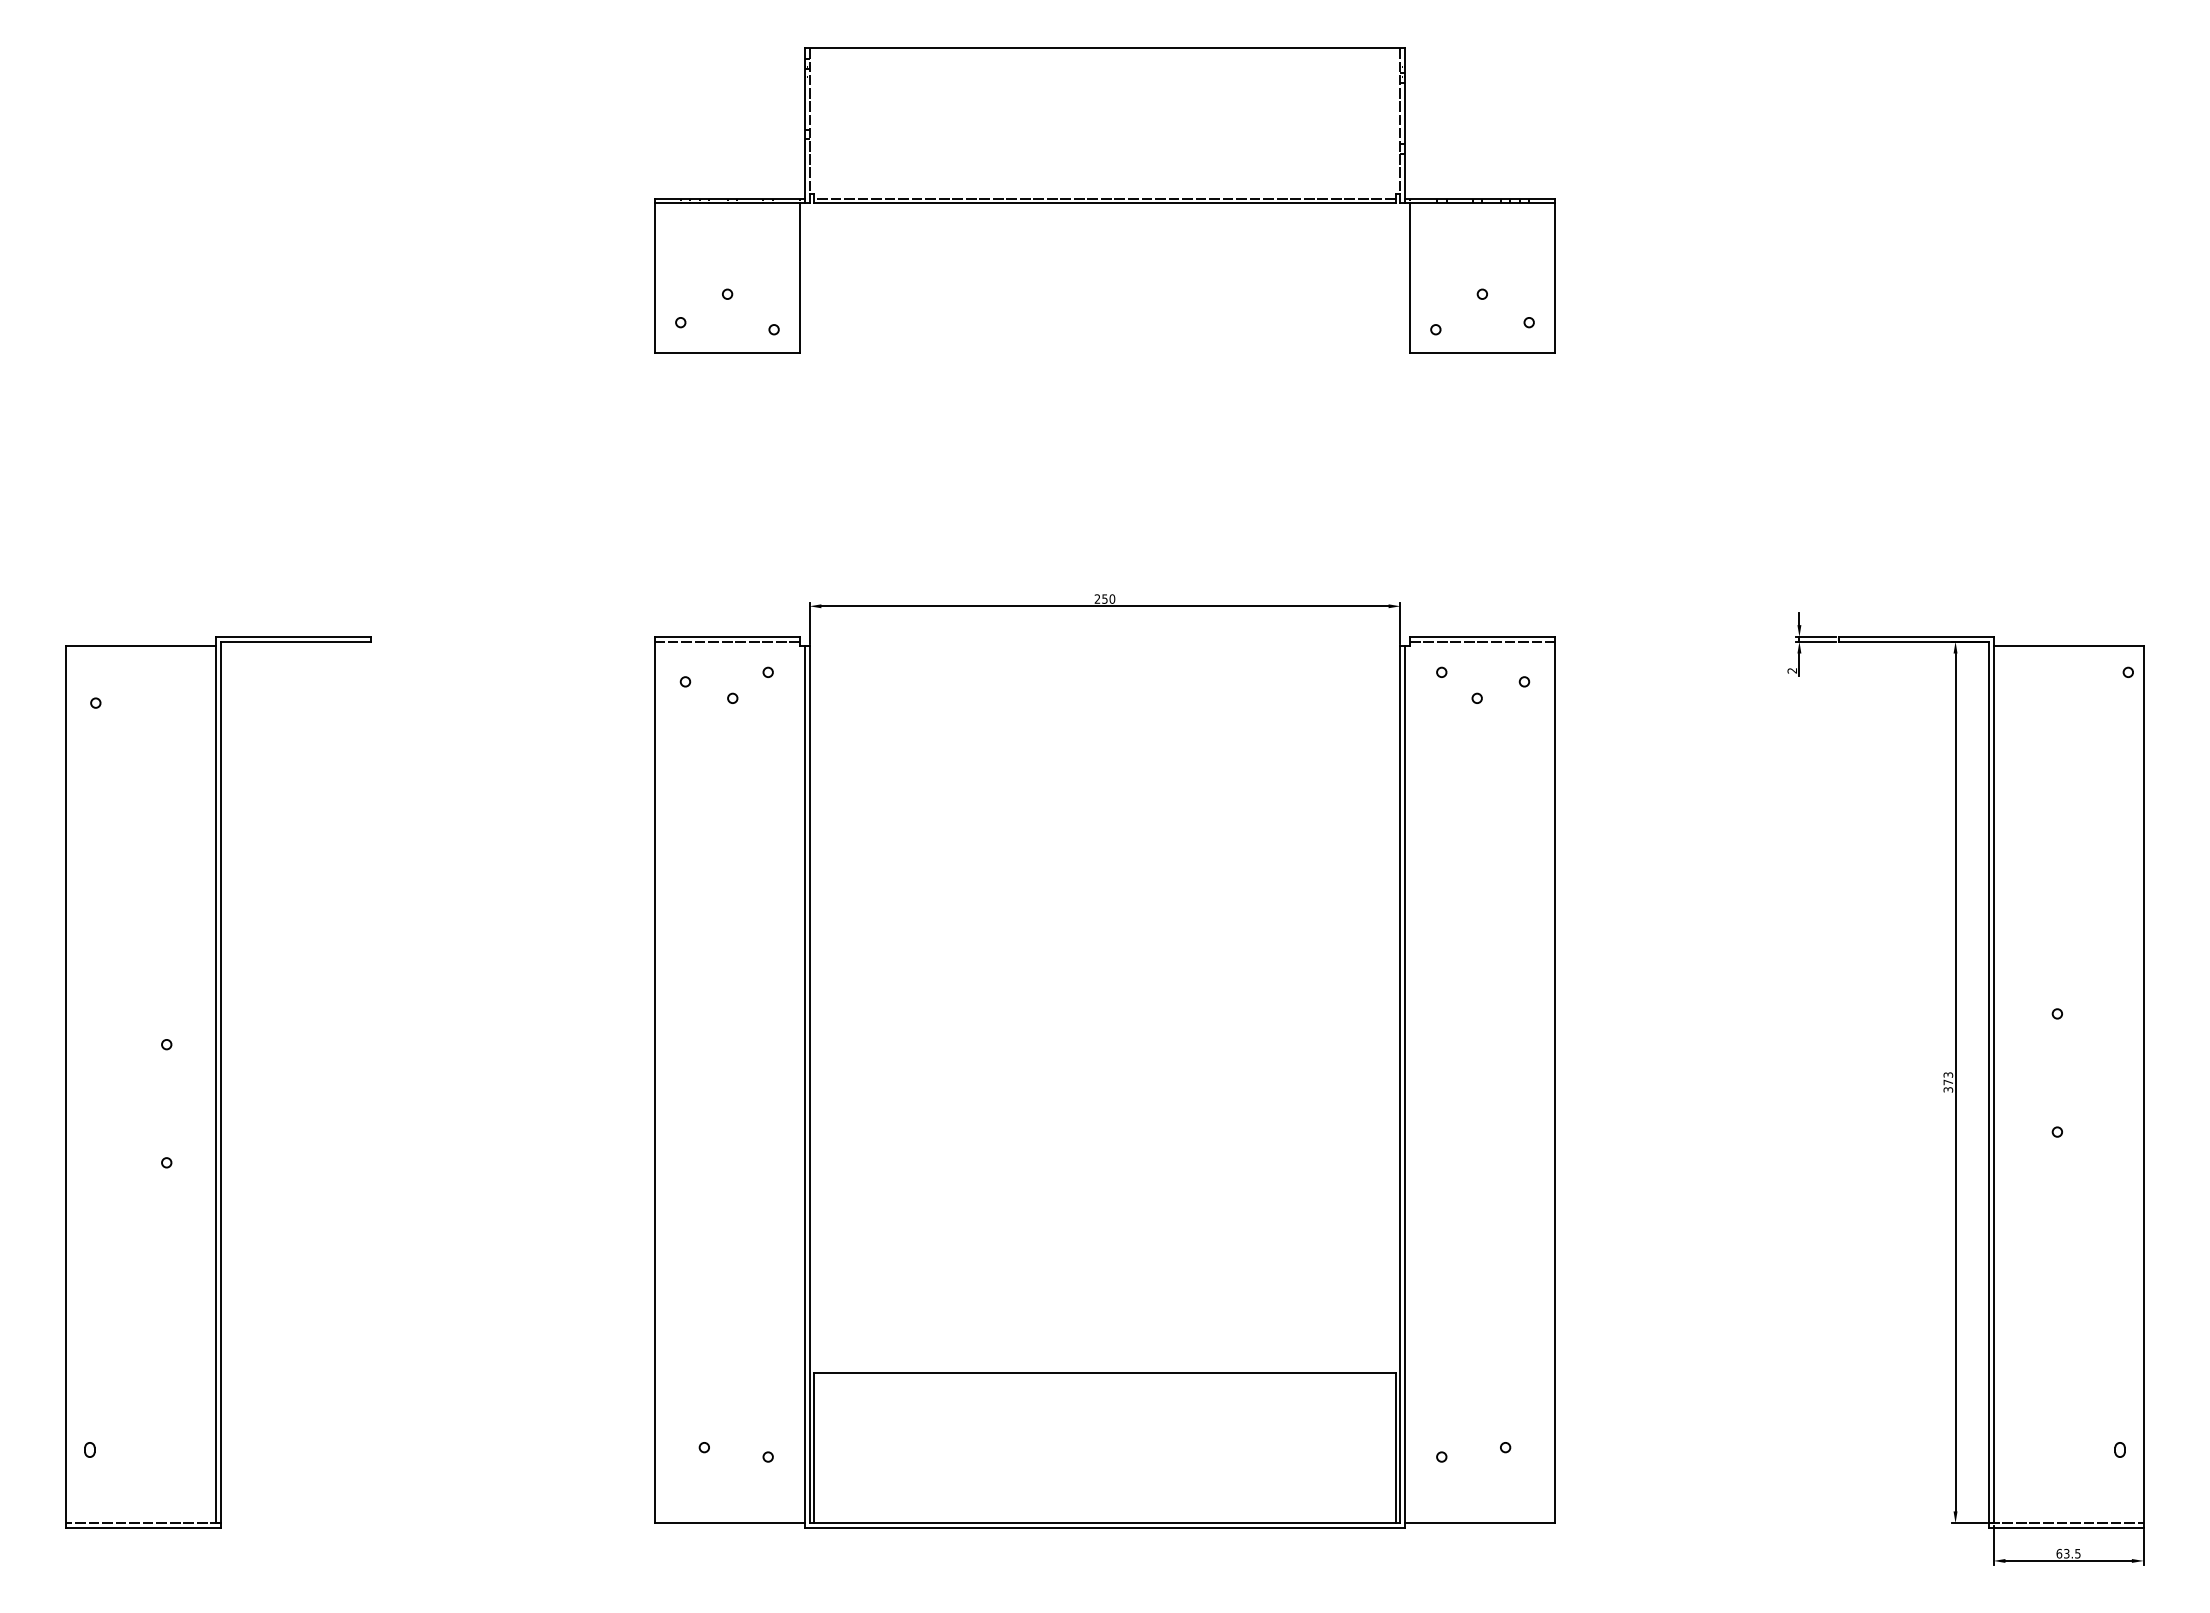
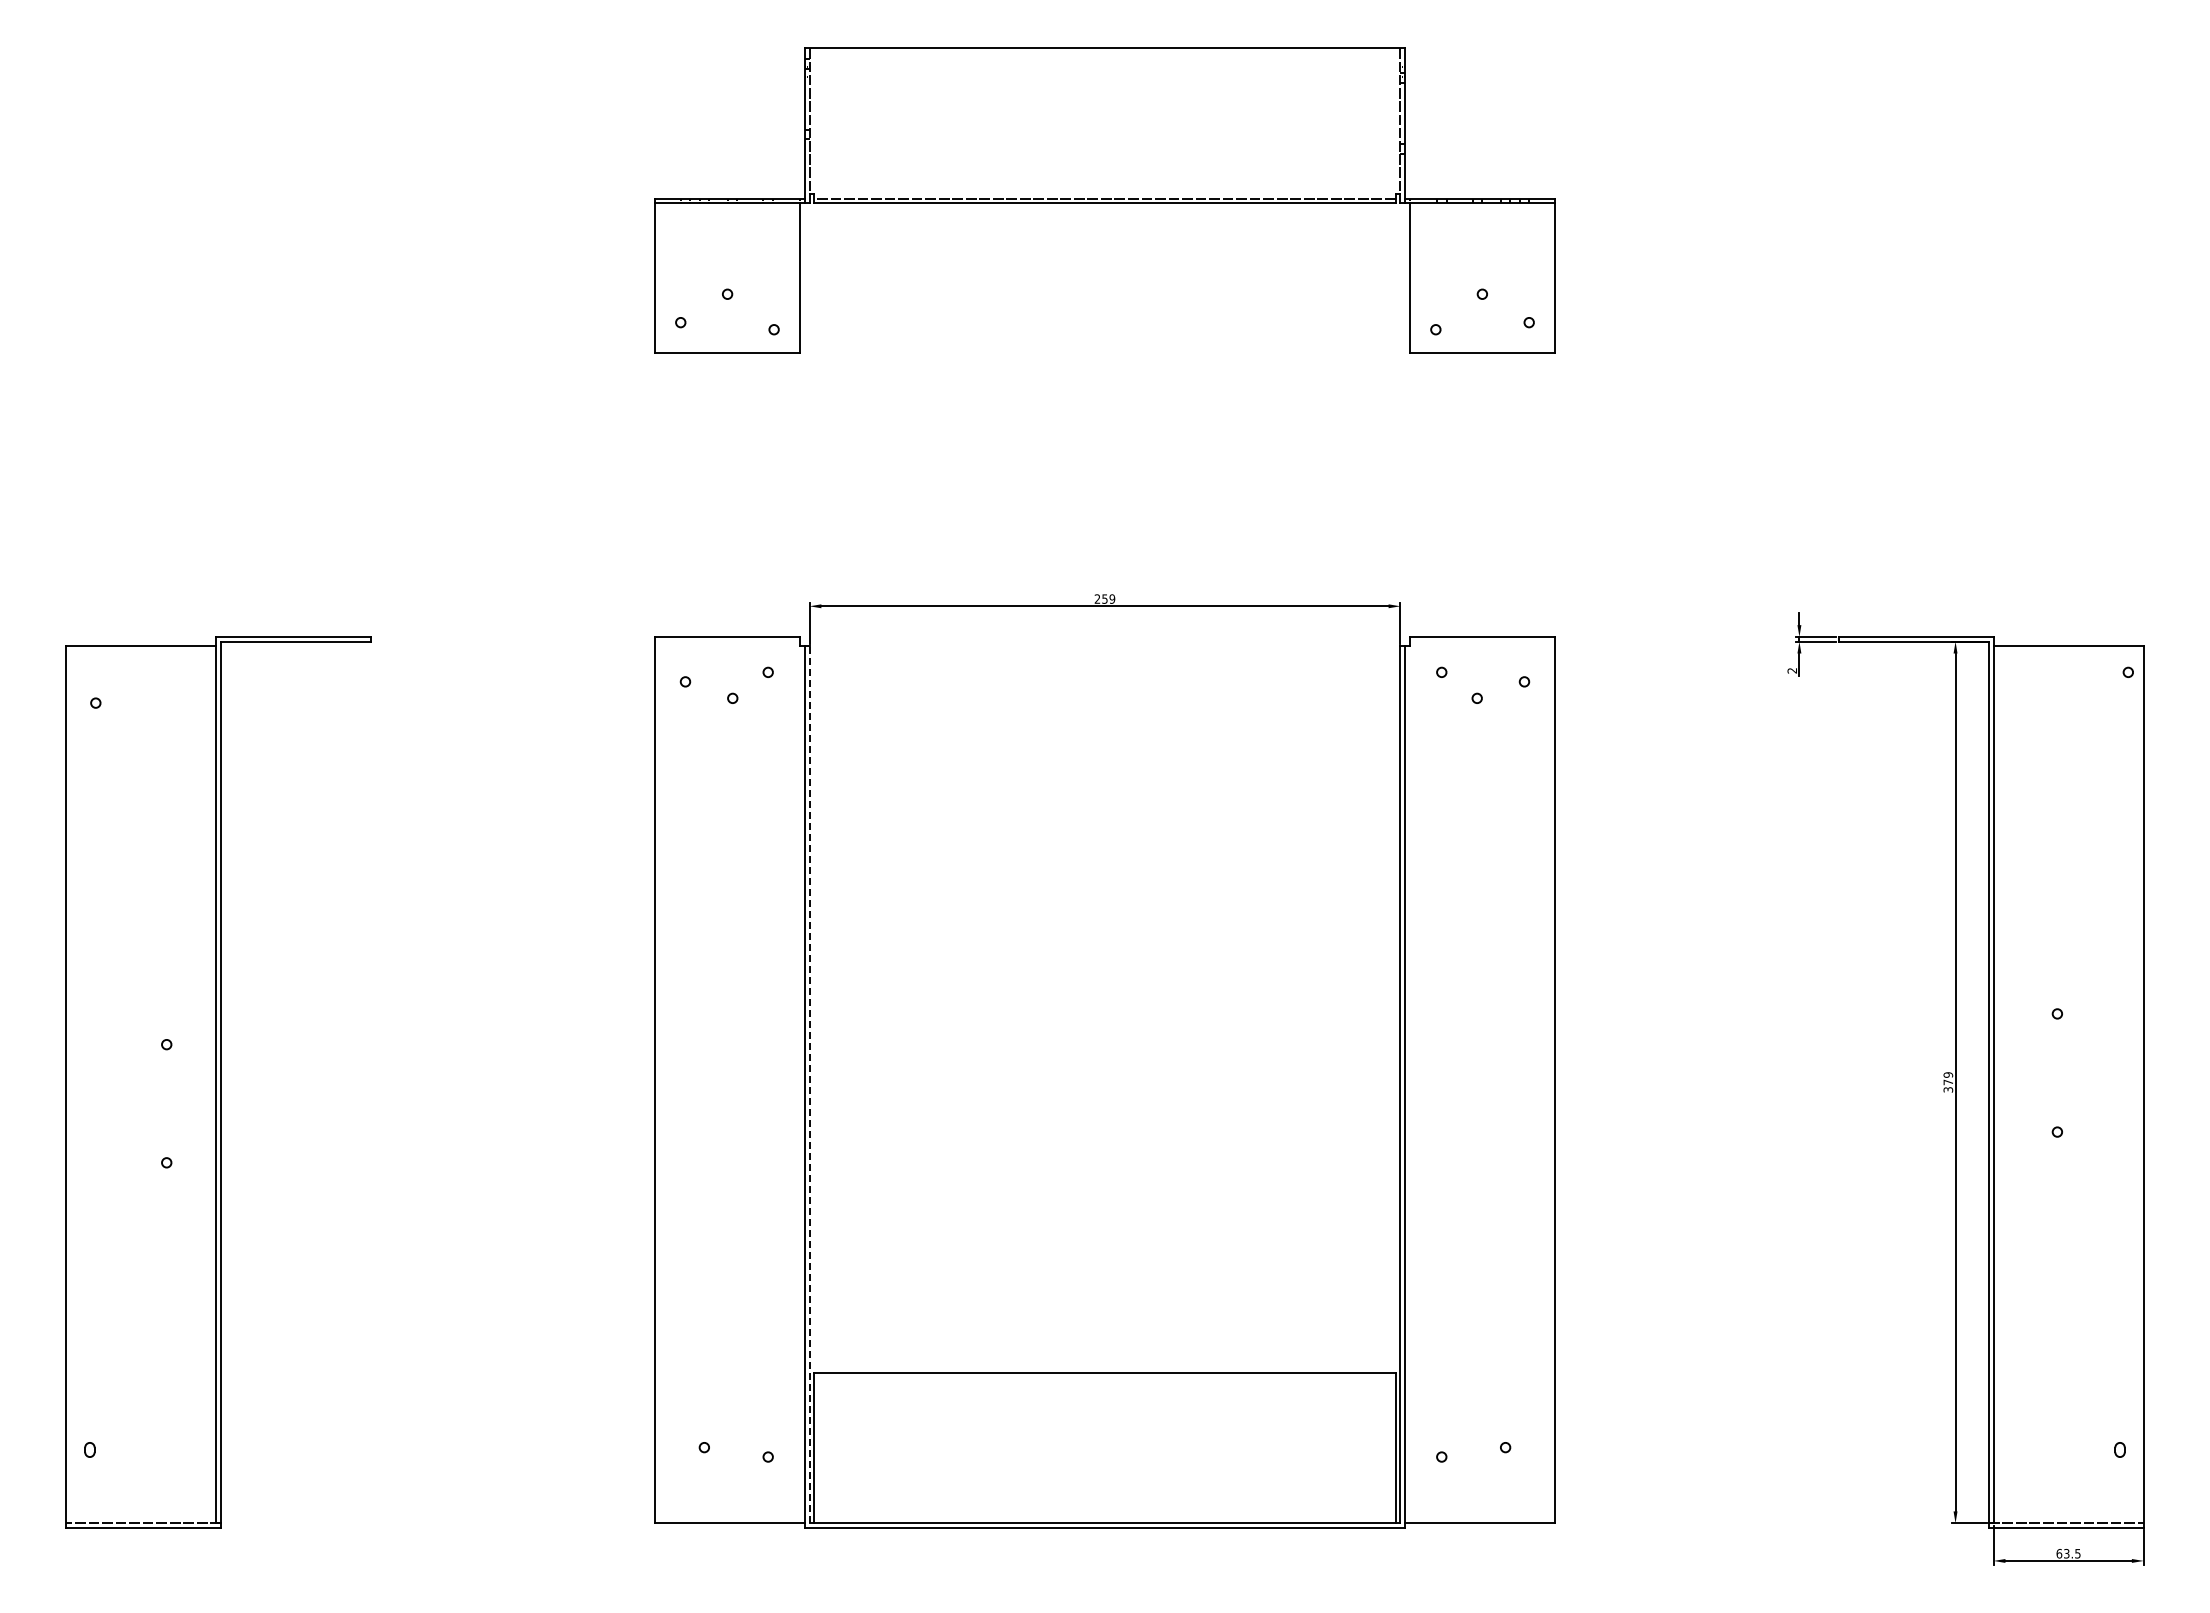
text: 250 -> 259 (1111, 598)
line: present -> none (727, 641)
line: present -> none (1482, 641)
text: 373 -> 379 (1947, 1074)
line: solid -> dashed (809, 1084)
